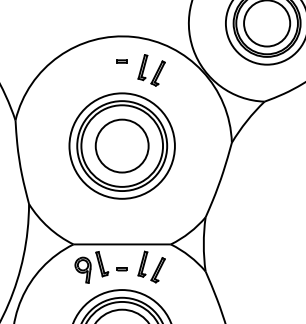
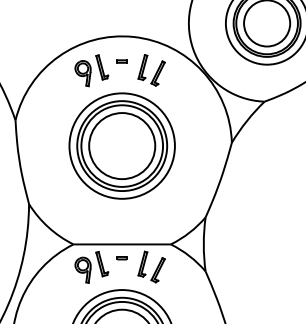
part: none -> present (91, 70)
circle diameter: 53 px -> 66 px (122, 146)
part position: (121, 269) -> (121, 258) (121, 258)
